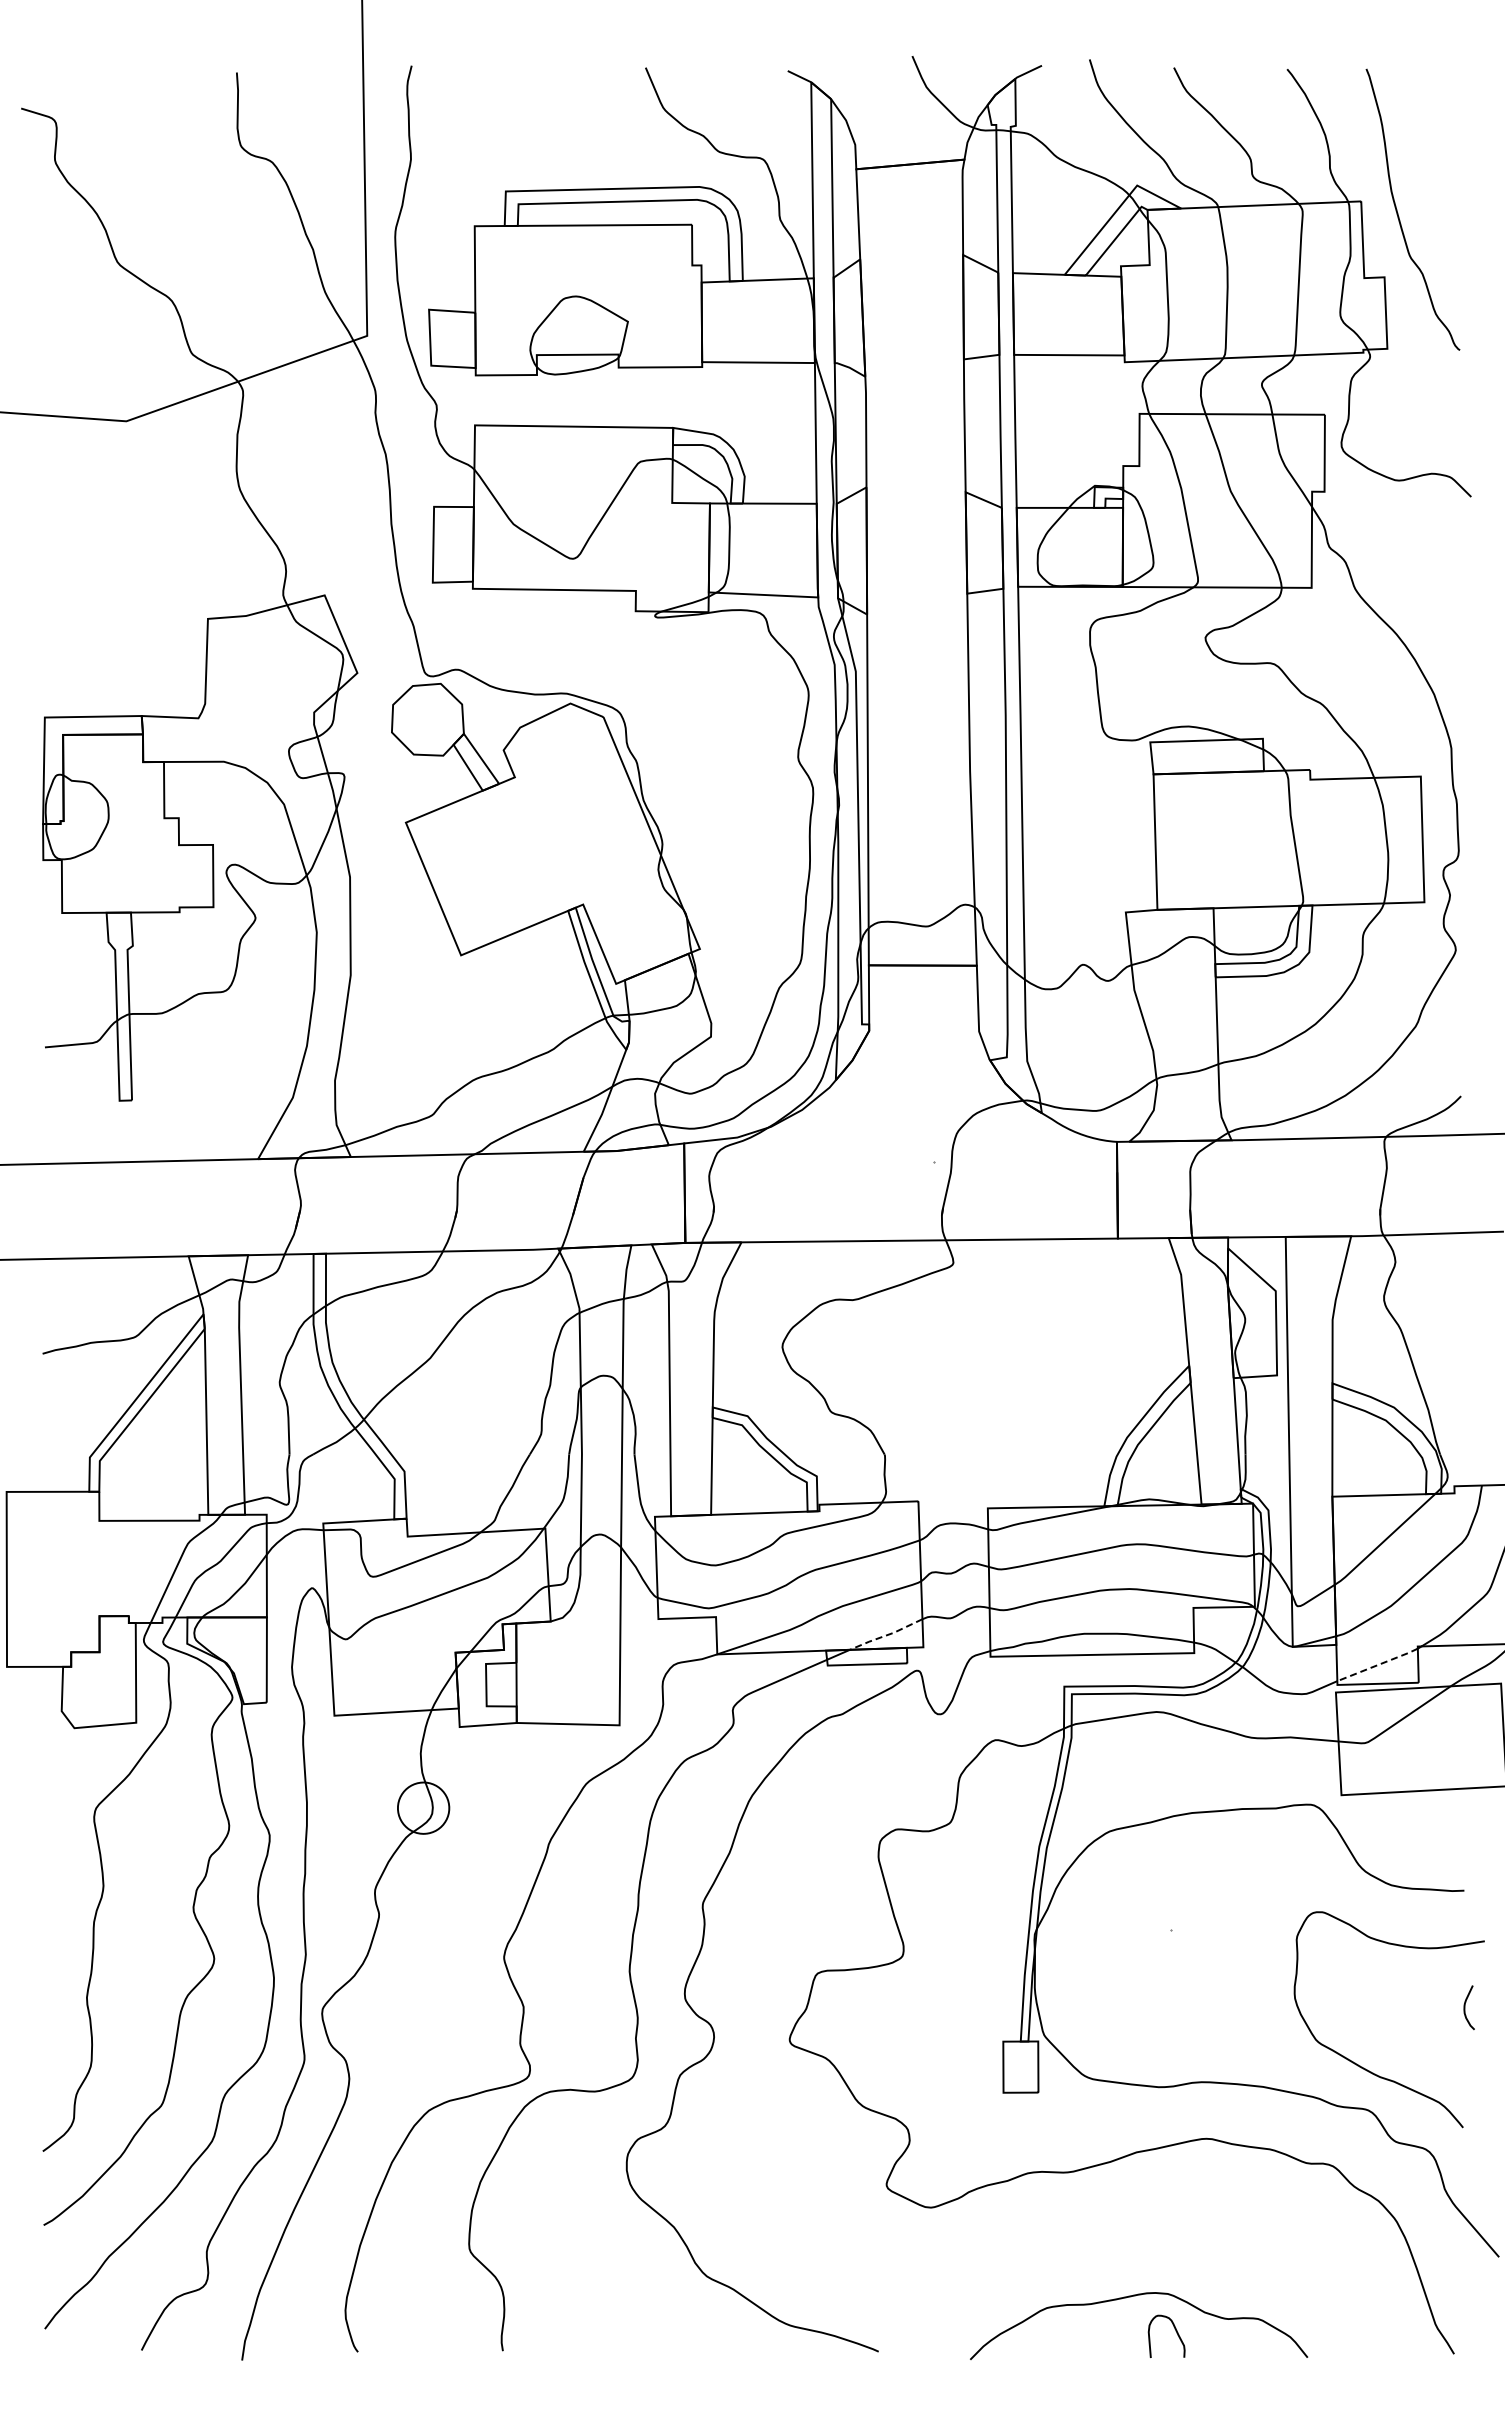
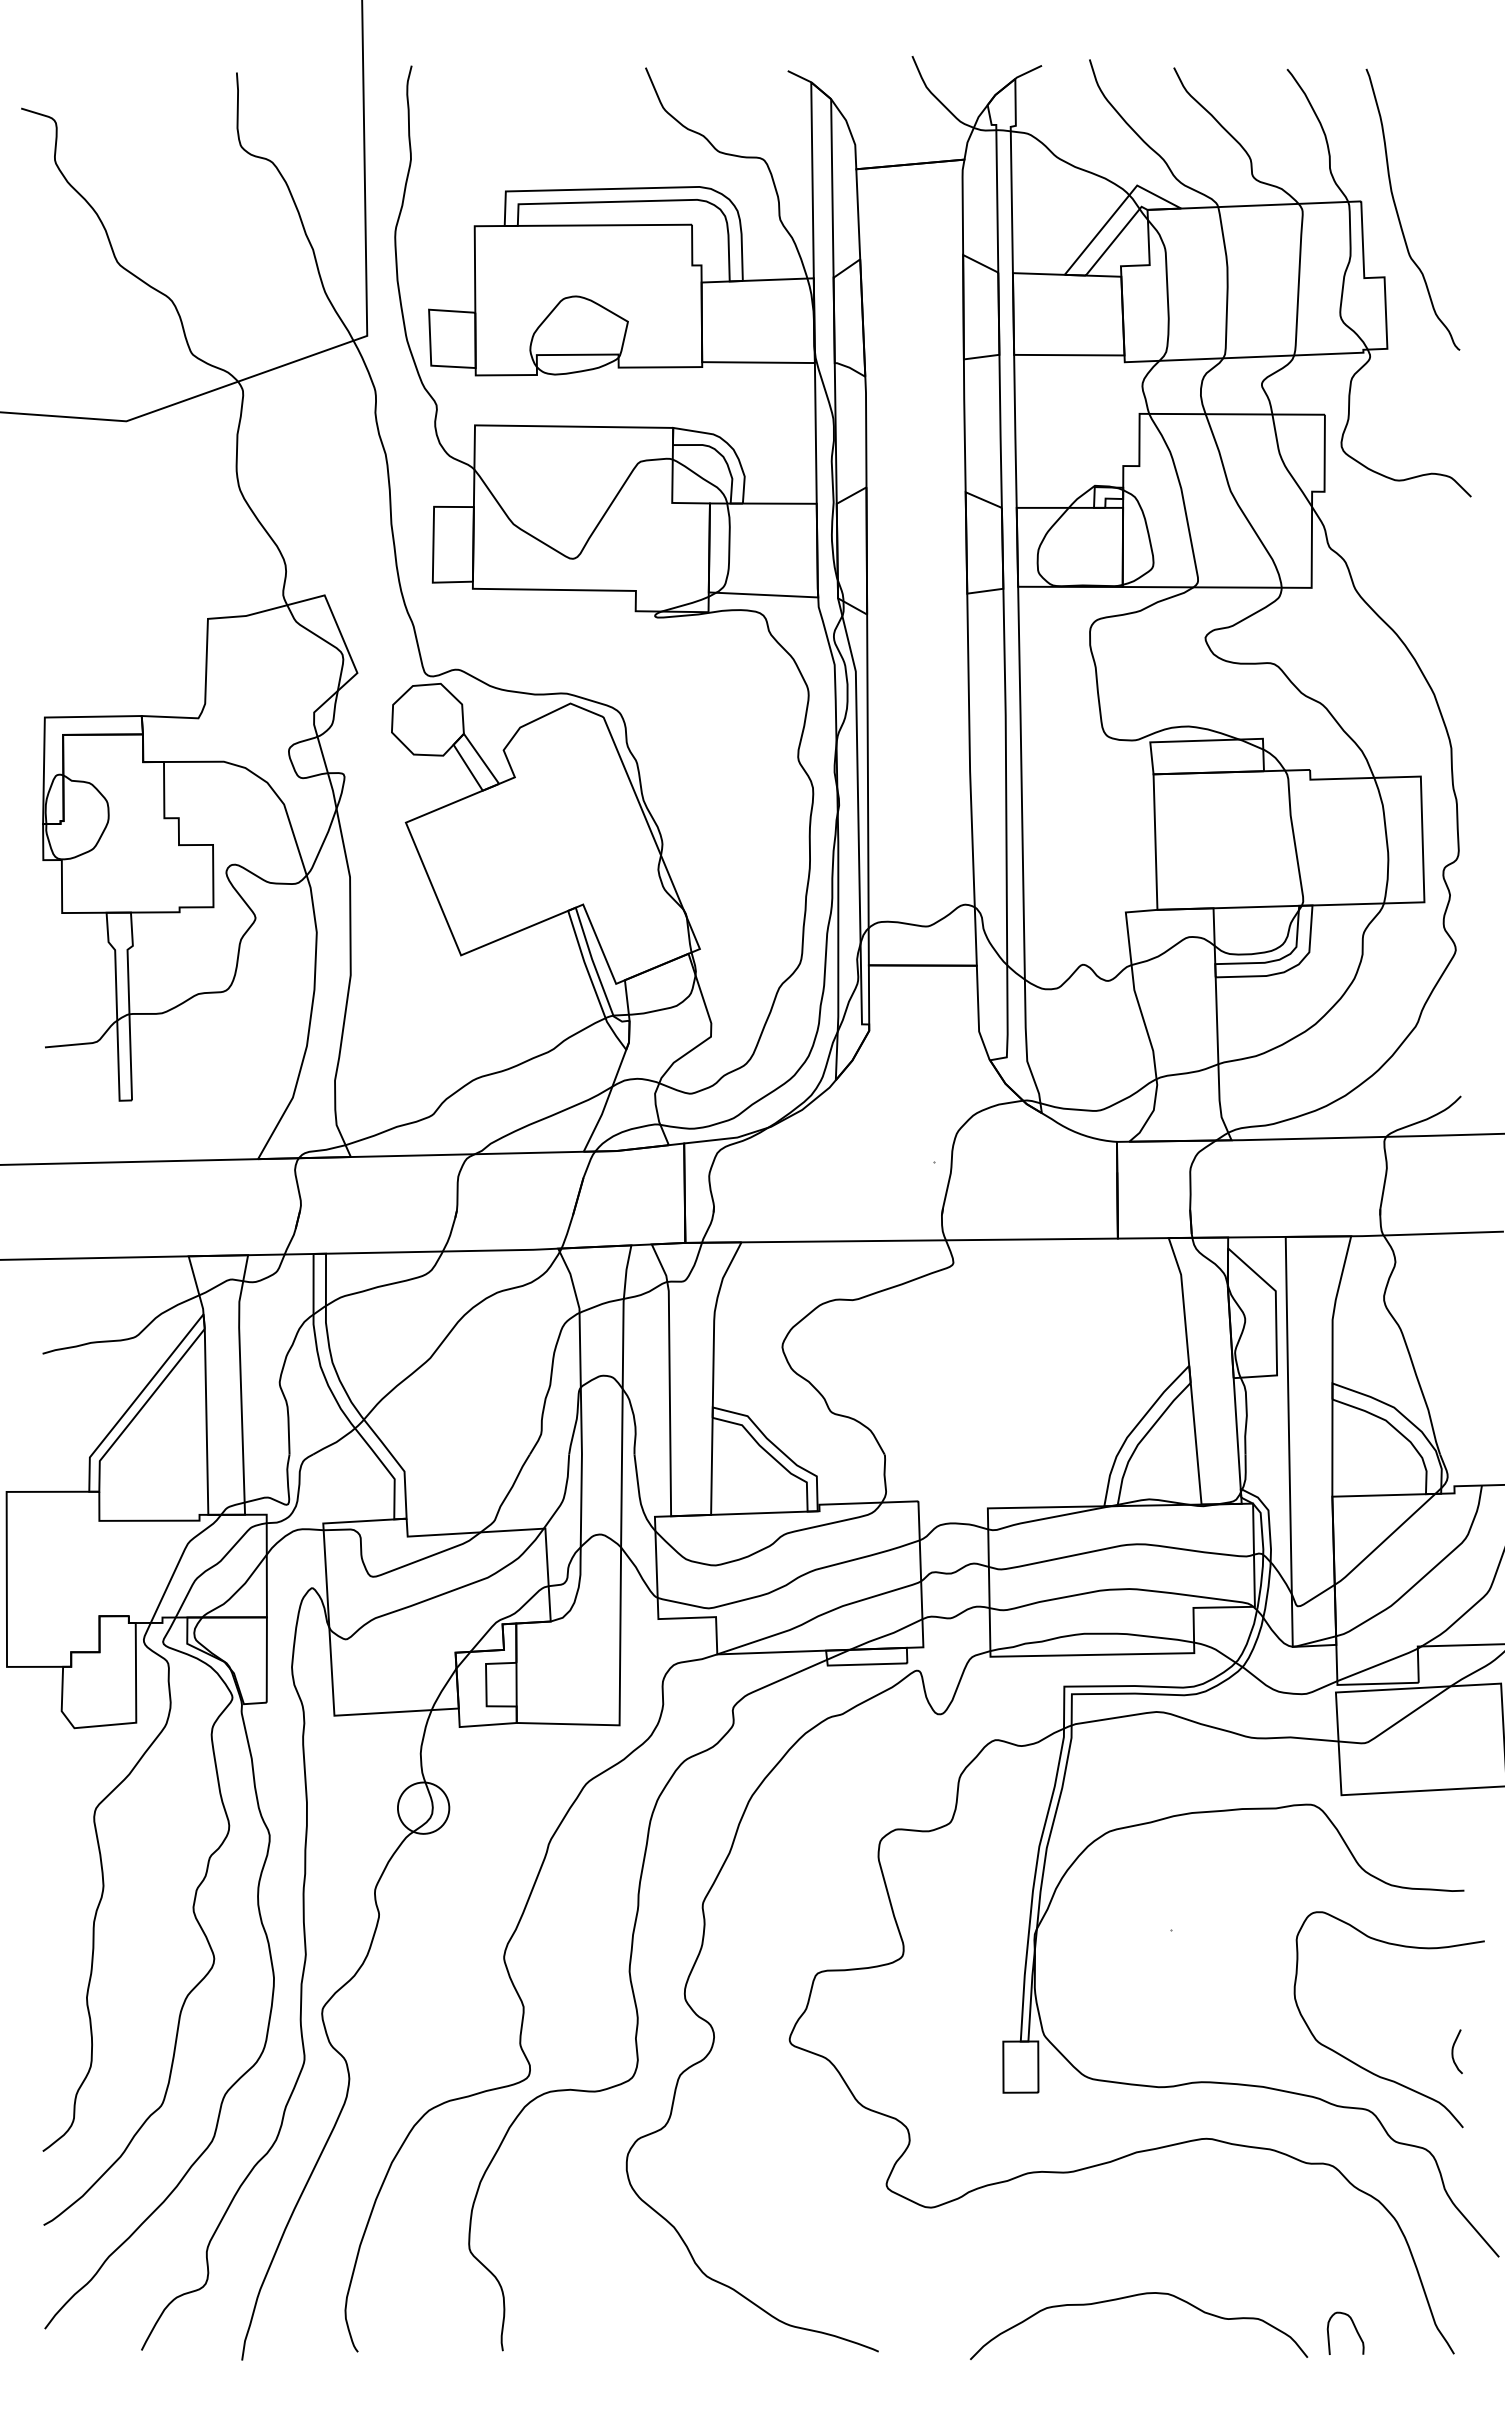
line: dashed -> solid (886, 1635)
line: dashed -> solid (1378, 1665)
curve position: (1465, 2007) -> (1453, 2051) (1453, 2051)
curve position: (1175, 2331) -> (1354, 2328) (1354, 2328)
